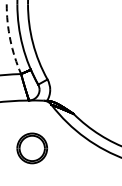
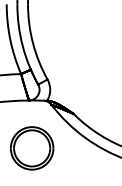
arc: dashed -> solid (10, 39)
part size: 32x33 px -> 45x45 px (32, 148)
